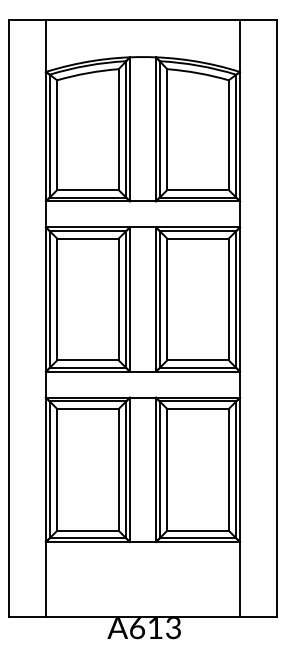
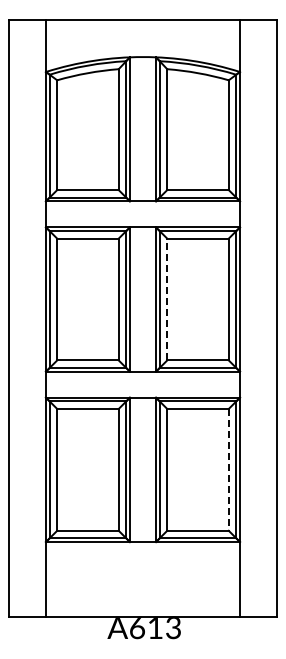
line: solid -> dashed (167, 299)
line: solid -> dashed (228, 469)
